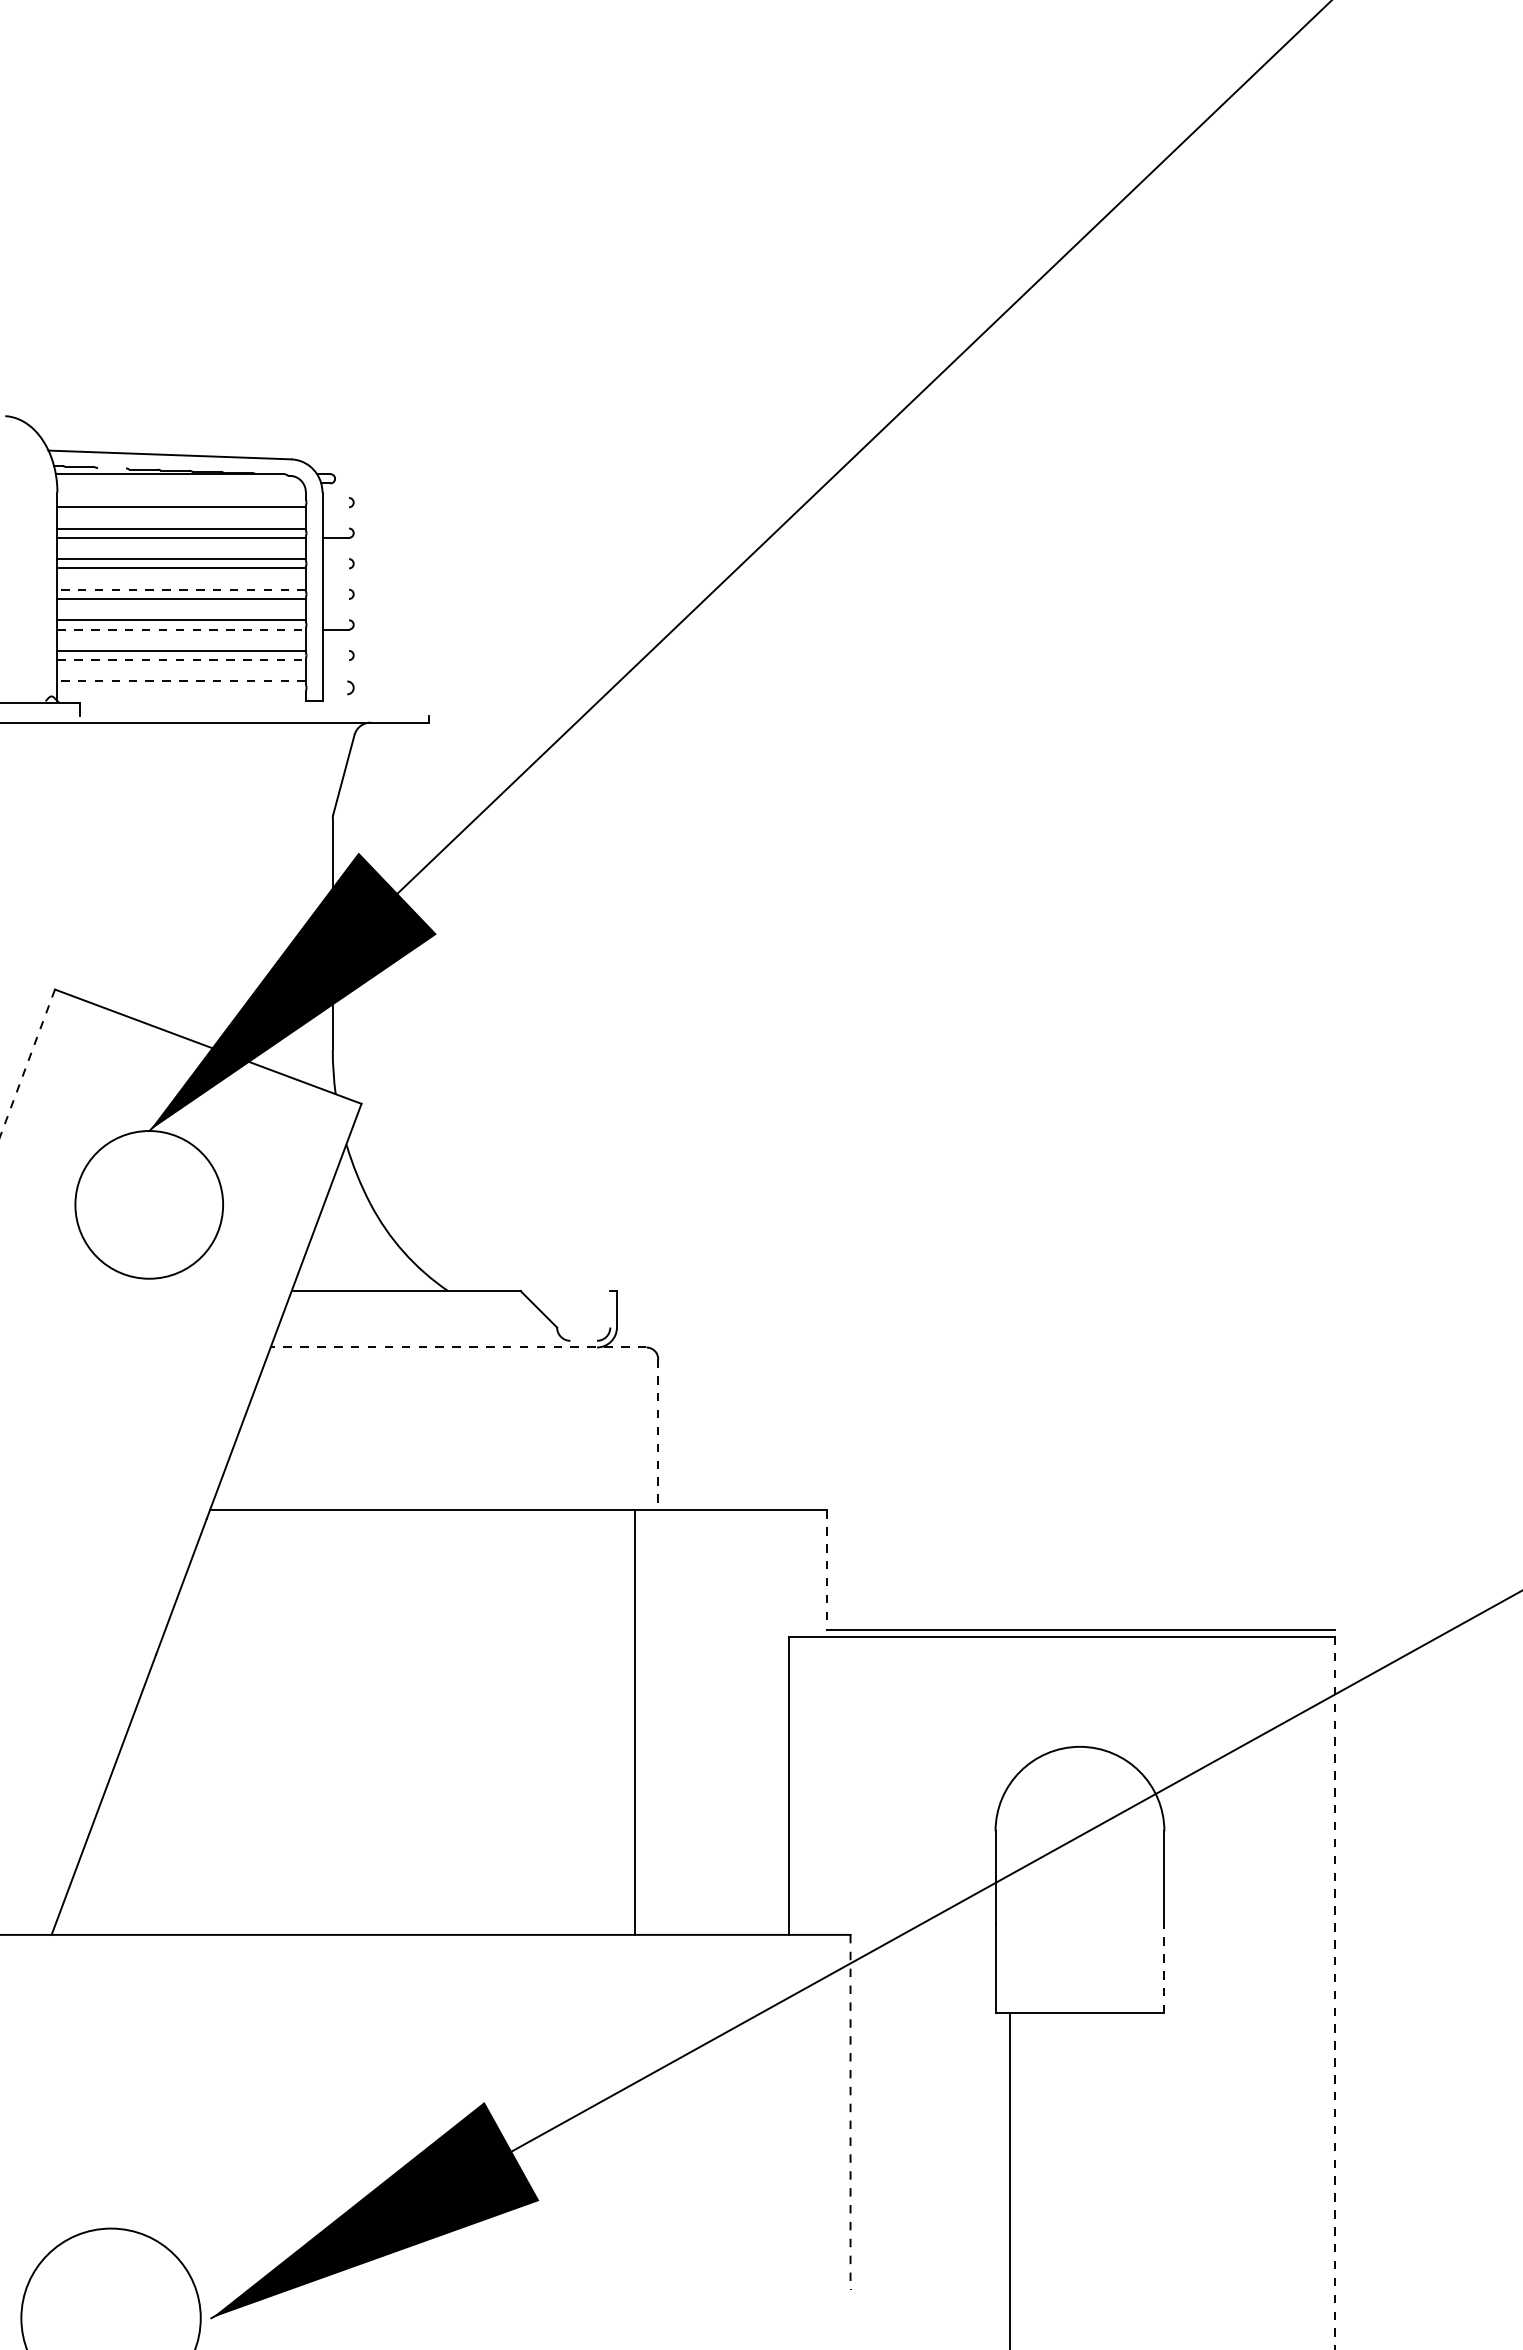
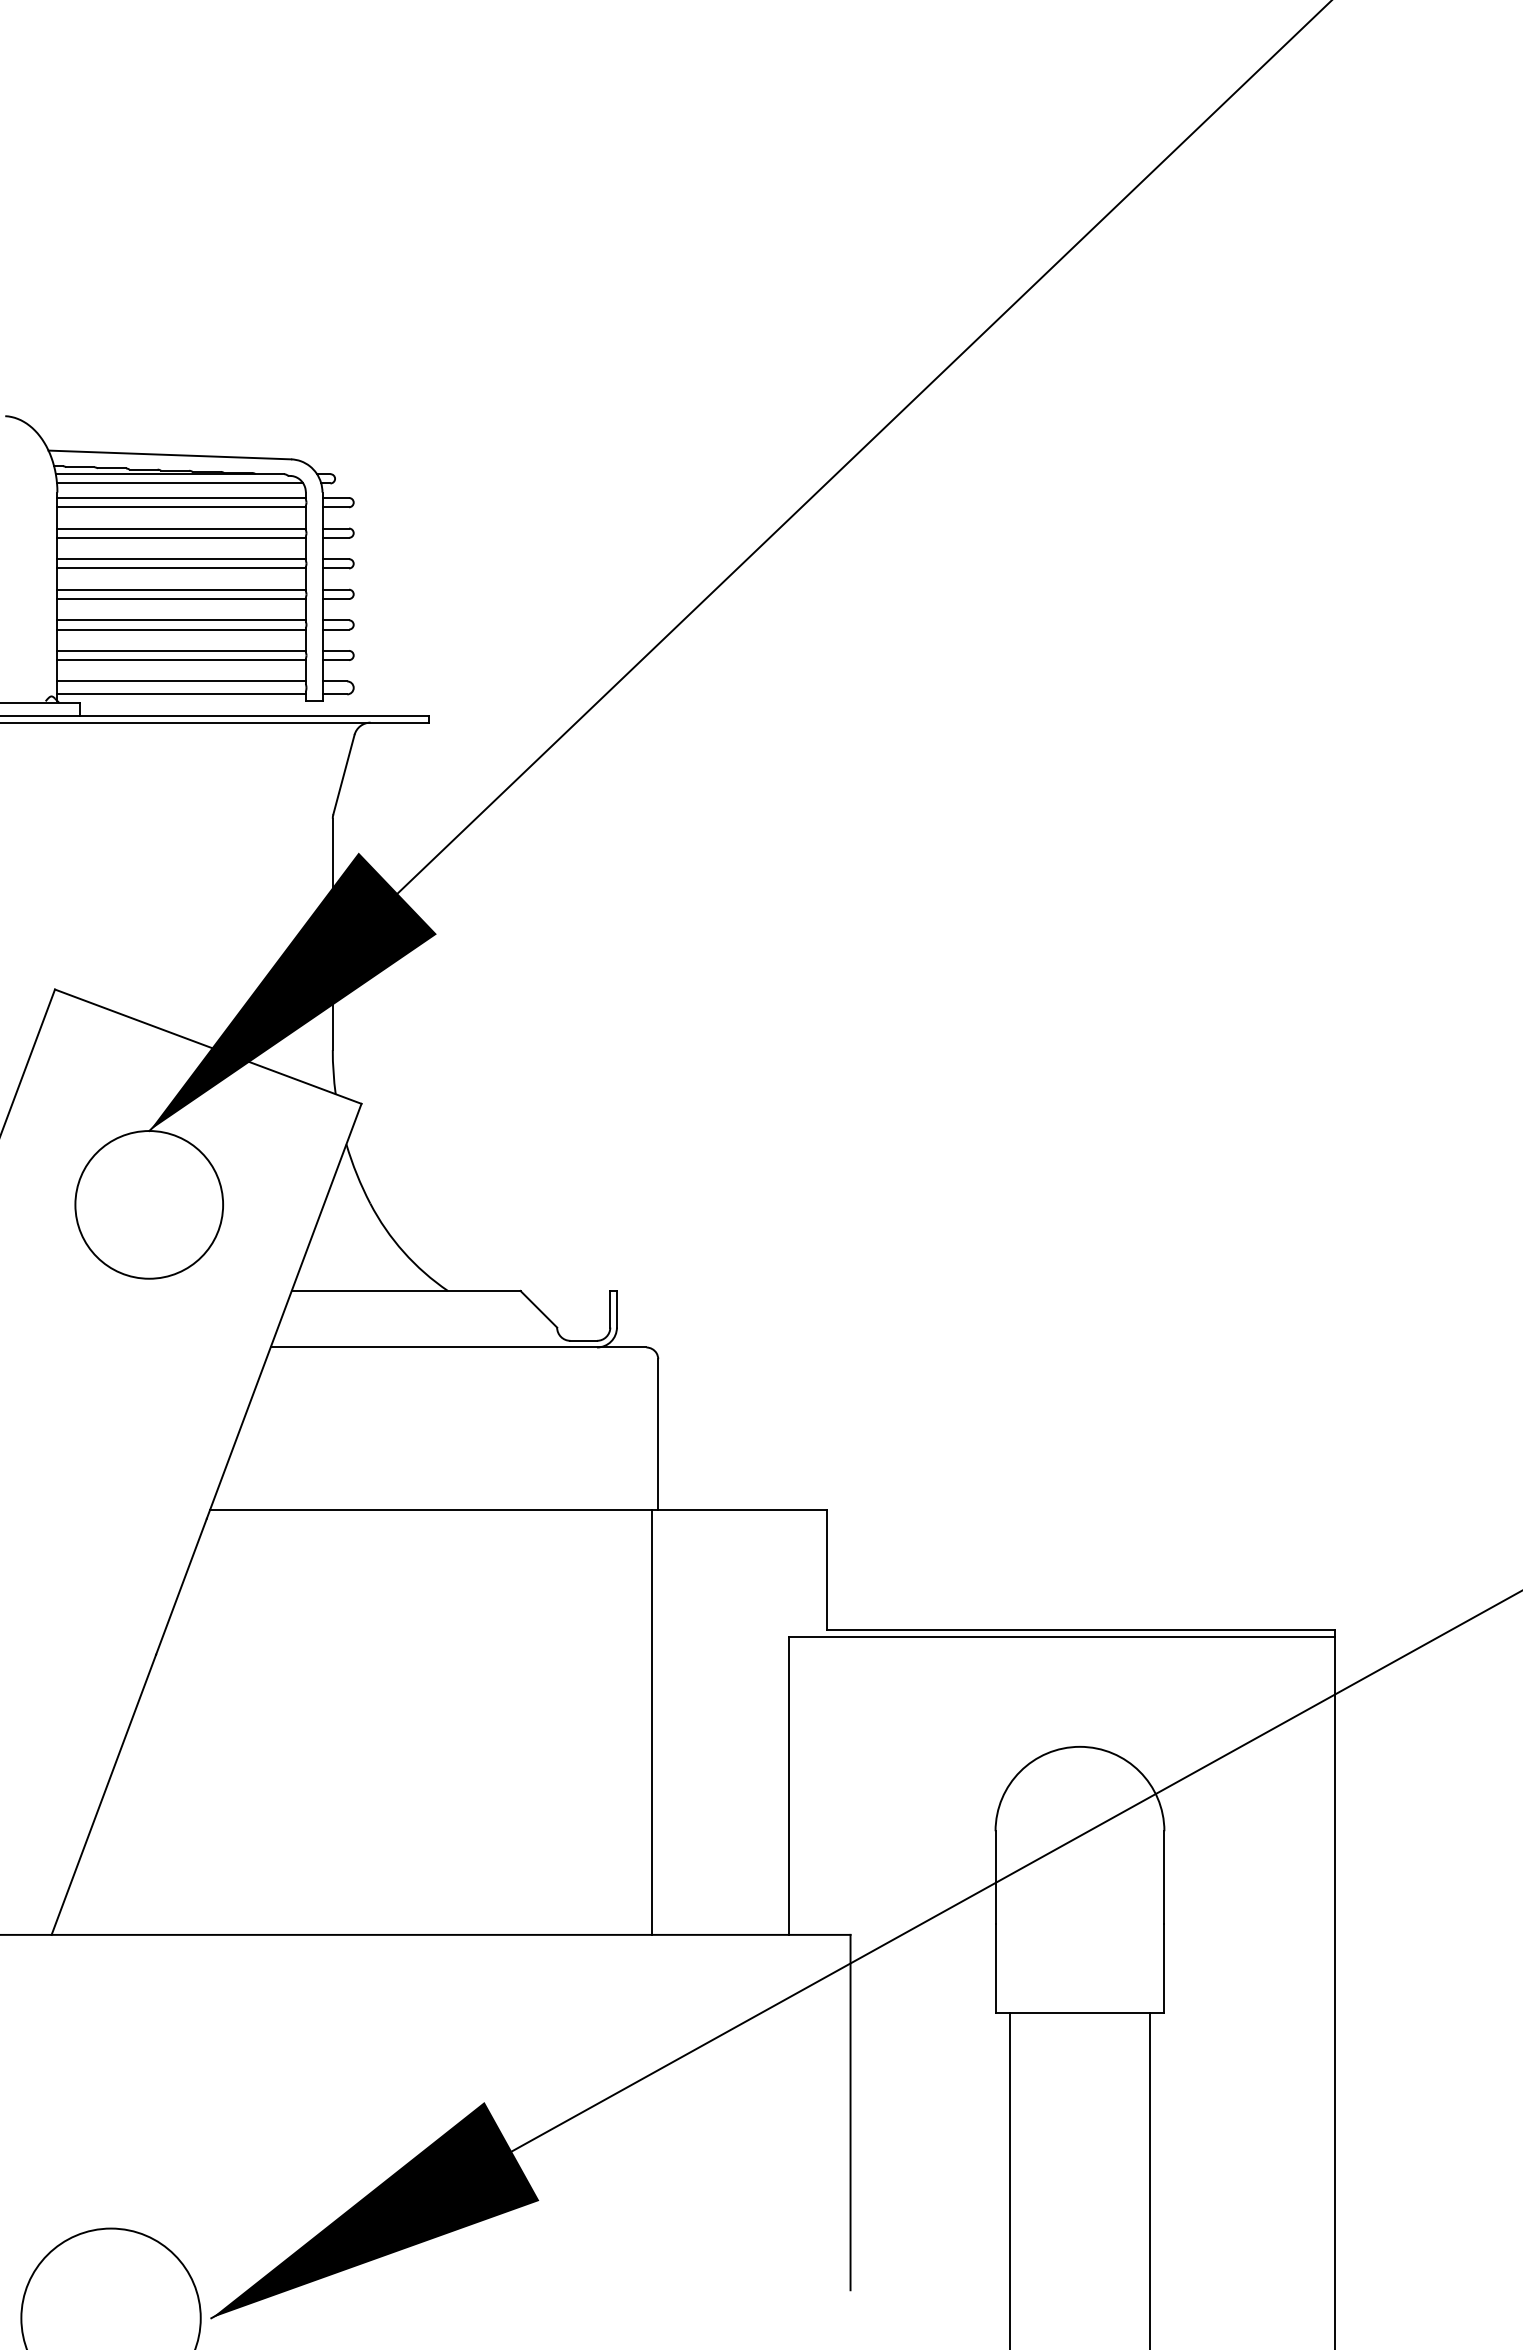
line: none -> present (111, 468)
line: none -> present (180, 483)
line: none -> present (181, 497)
line: none -> present (335, 497)
line: none -> present (335, 507)
line: none -> present (335, 528)
line: none -> present (335, 559)
line: none -> present (335, 568)
line: dashed -> solid (181, 589)
line: none -> present (335, 589)
line: none -> present (335, 599)
line: none -> present (335, 620)
line: dashed -> solid (182, 629)
line: none -> present (335, 650)
line: dashed -> solid (182, 660)
line: none -> present (335, 660)
line: dashed -> solid (181, 681)
line: none -> present (334, 681)
line: none -> present (181, 694)
line: none -> present (334, 694)
line: none -> present (215, 716)
line: dashed -> solid (27, 1063)
line: none -> present (610, 1308)
line: none -> present (583, 1340)
line: dashed -> solid (458, 1347)
line: dashed -> solid (658, 1434)
line: dashed -> solid (827, 1570)
line position: (634, 1722) -> (651, 1722) (651, 1722)
line: dashed -> solid (1164, 1968)
line: dashed -> solid (1335, 1988)
line: dashed -> solid (850, 2112)
line: none -> present (1150, 2179)
